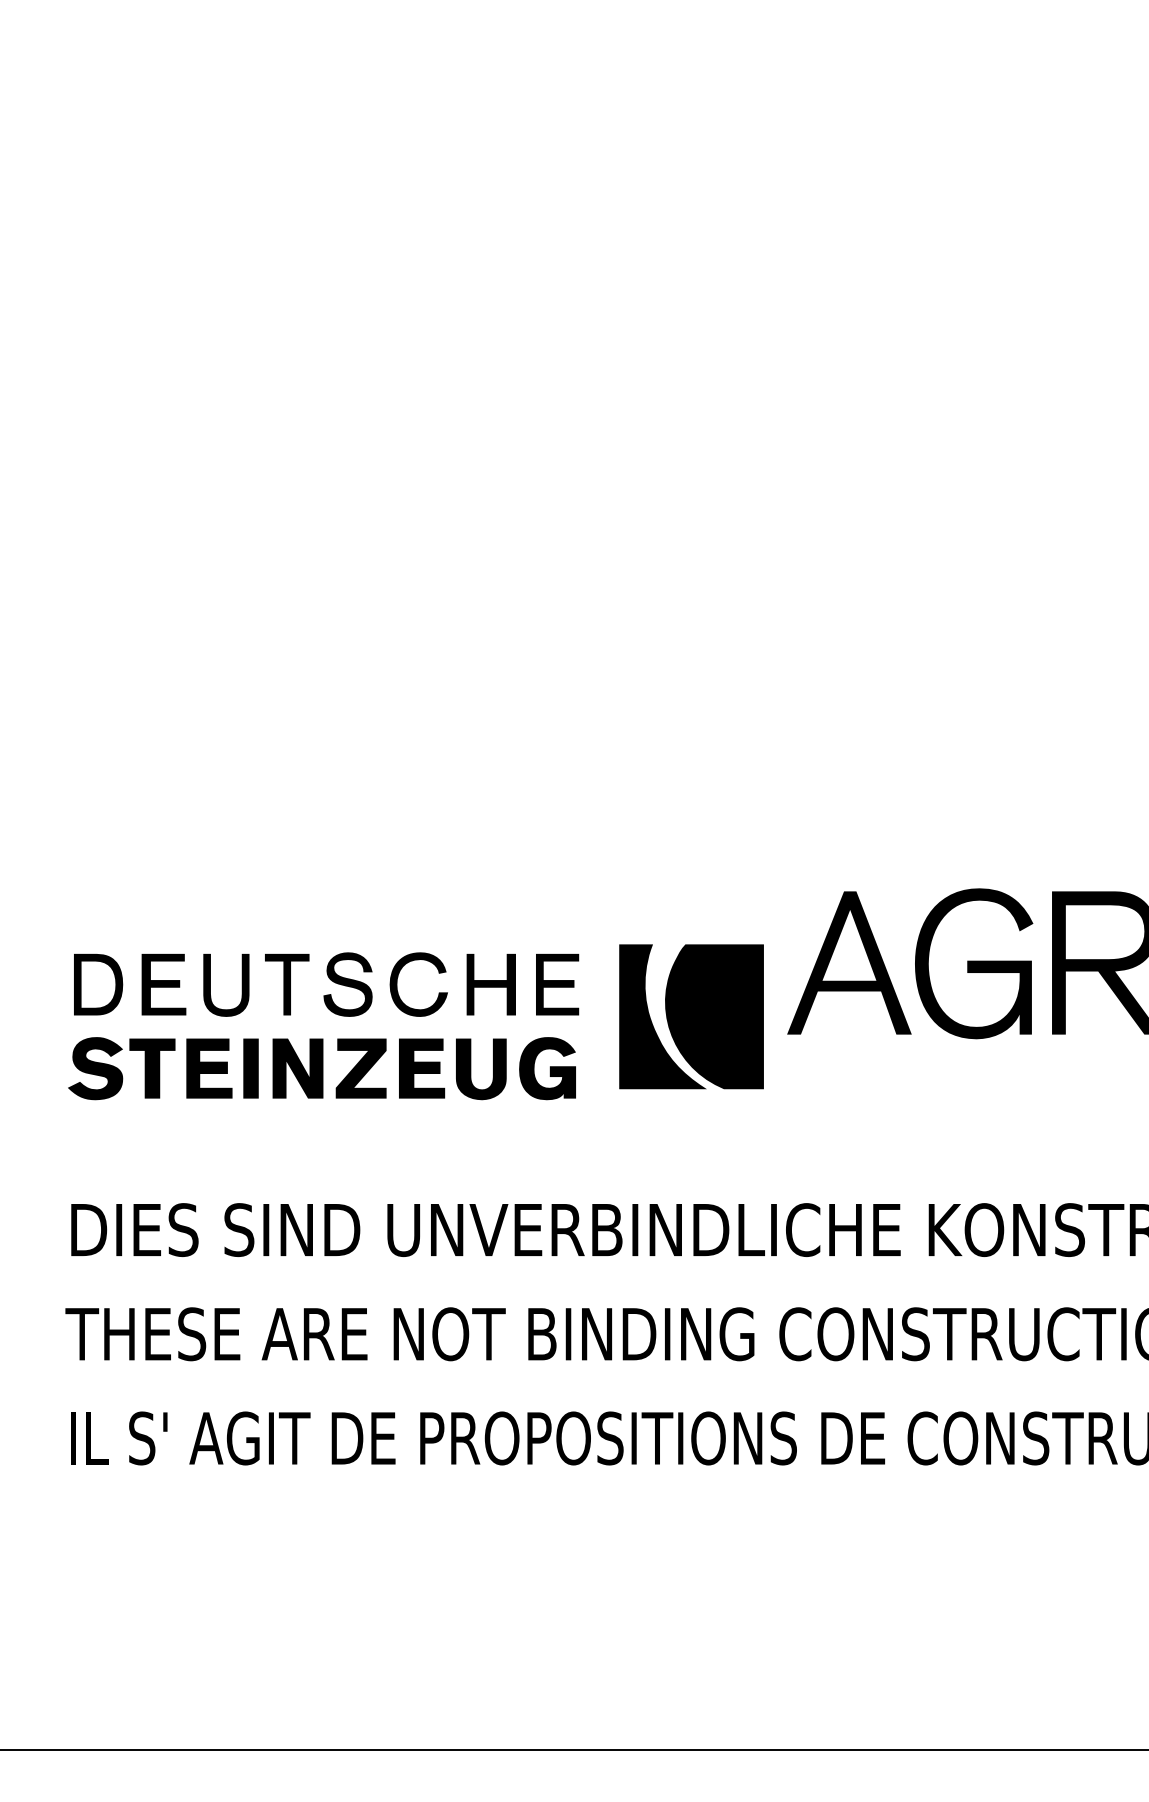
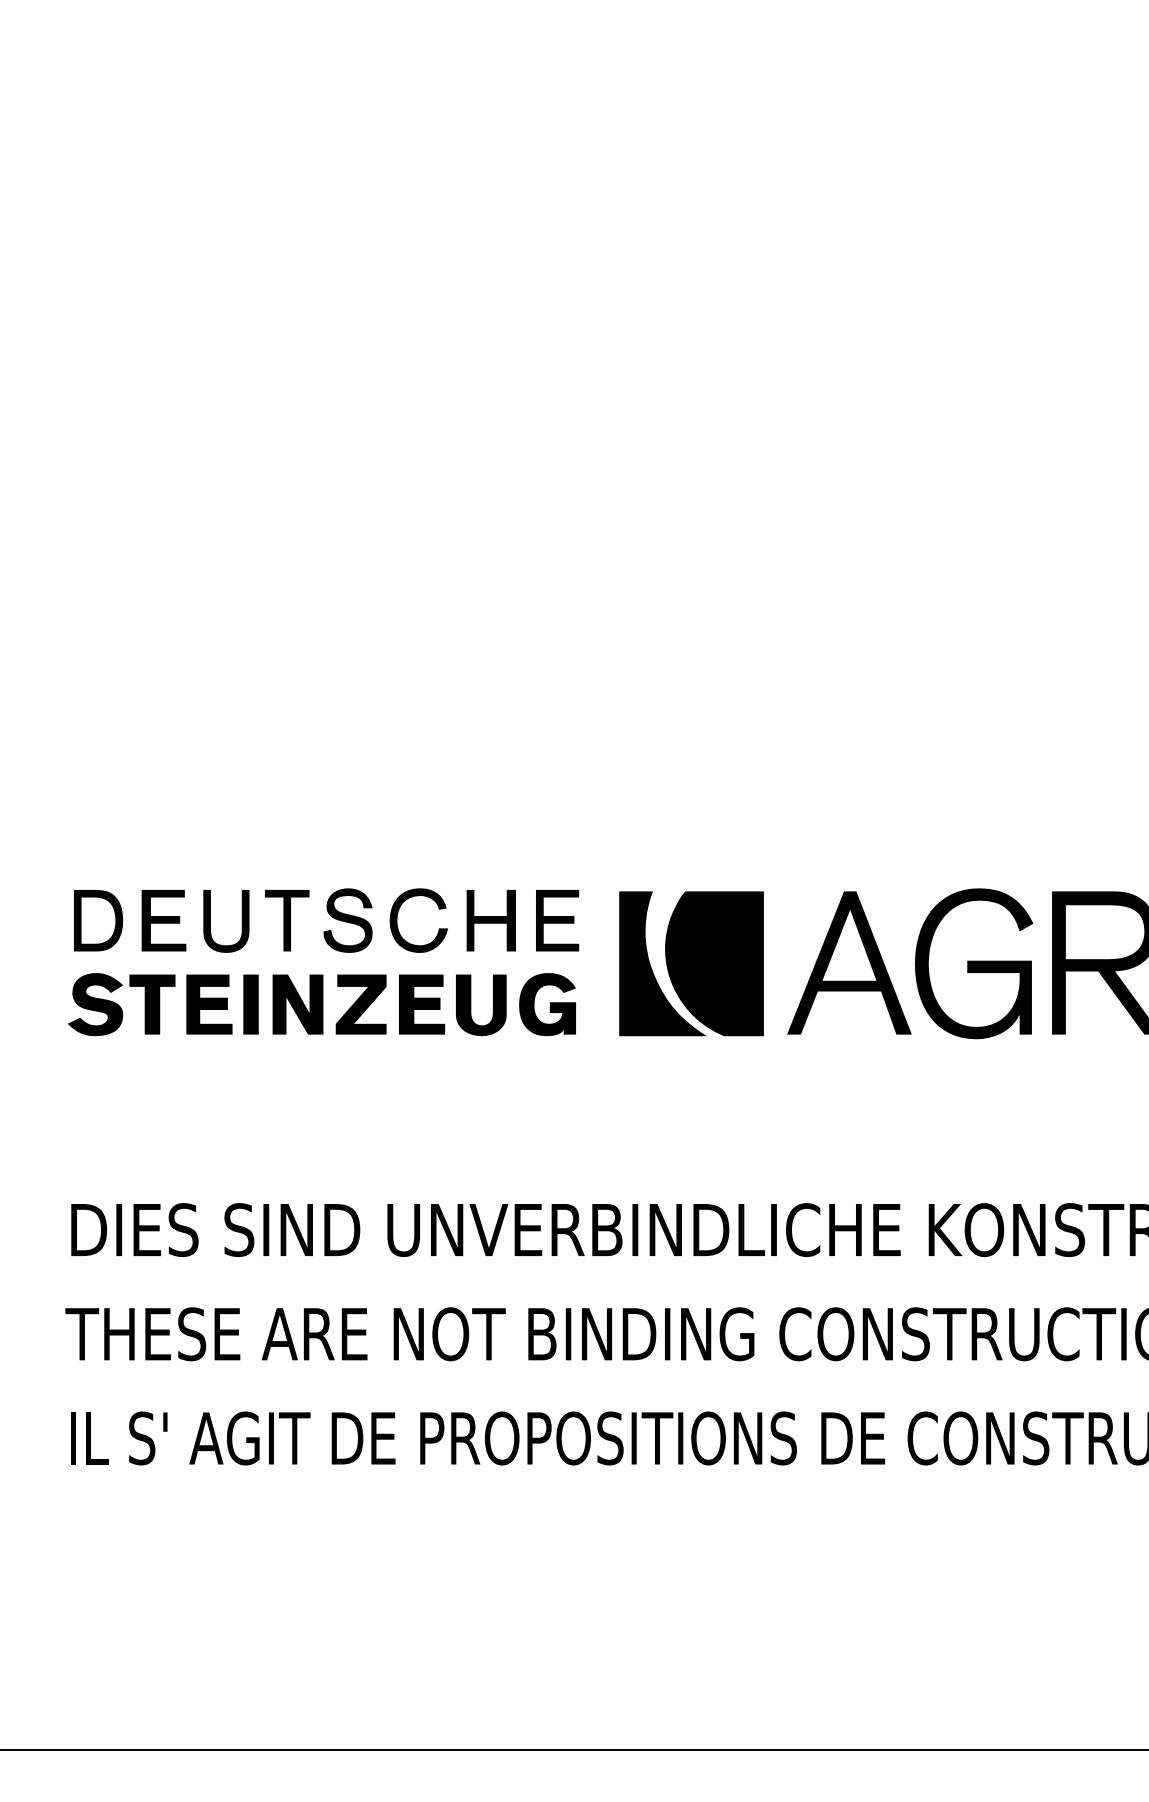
part position: (691, 1016) -> (691, 963) (691, 963)
part position: (323, 1038) -> (323, 974) (323, 974)
